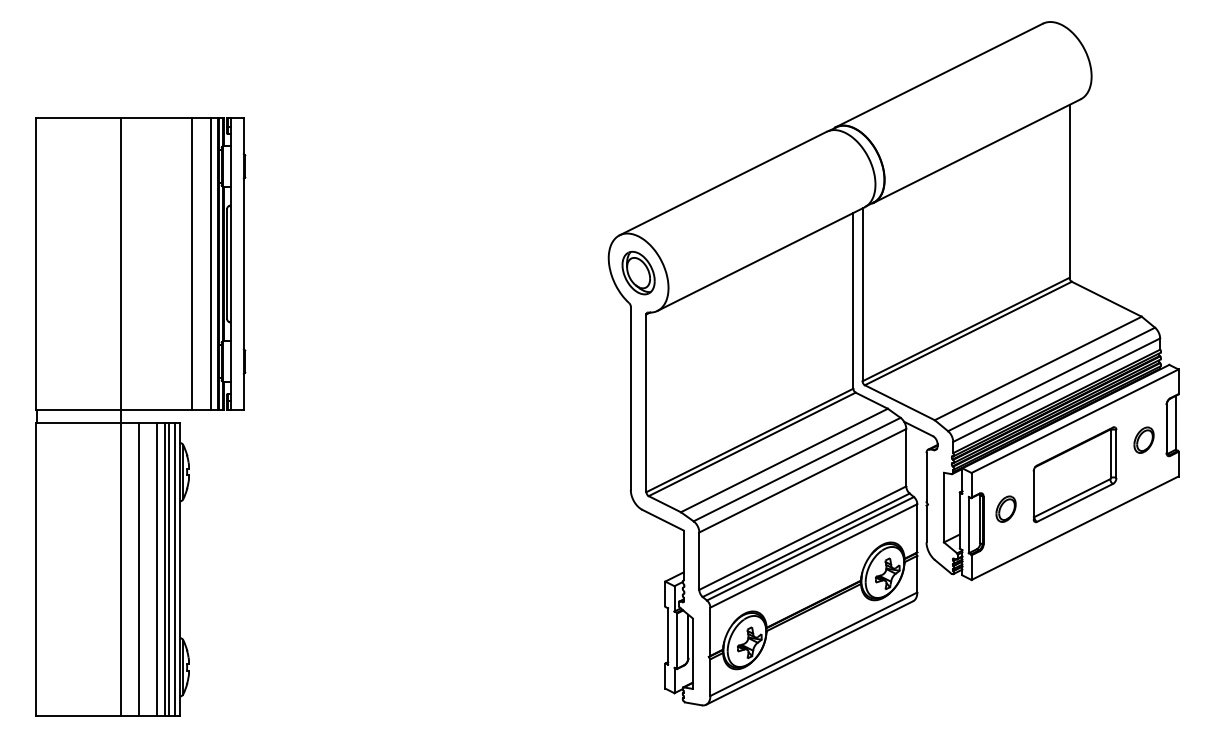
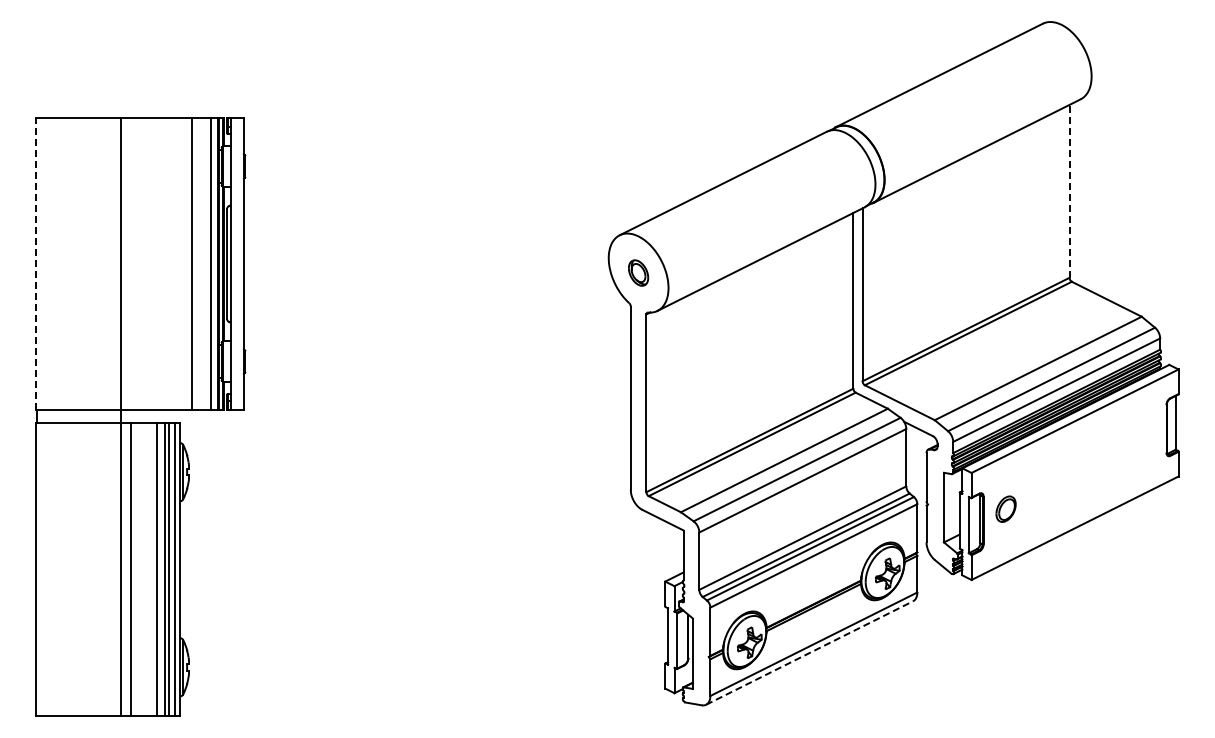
line: solid -> dashed (1069, 190)
line: solid -> dashed (36, 263)
part size: 35x46 px -> 22x28 px (638, 272)
part: present -> none (1143, 439)
part: present -> none (1074, 474)
line position: (138, 569) -> (130, 569) (130, 569)
line: solid -> dashed (809, 653)
